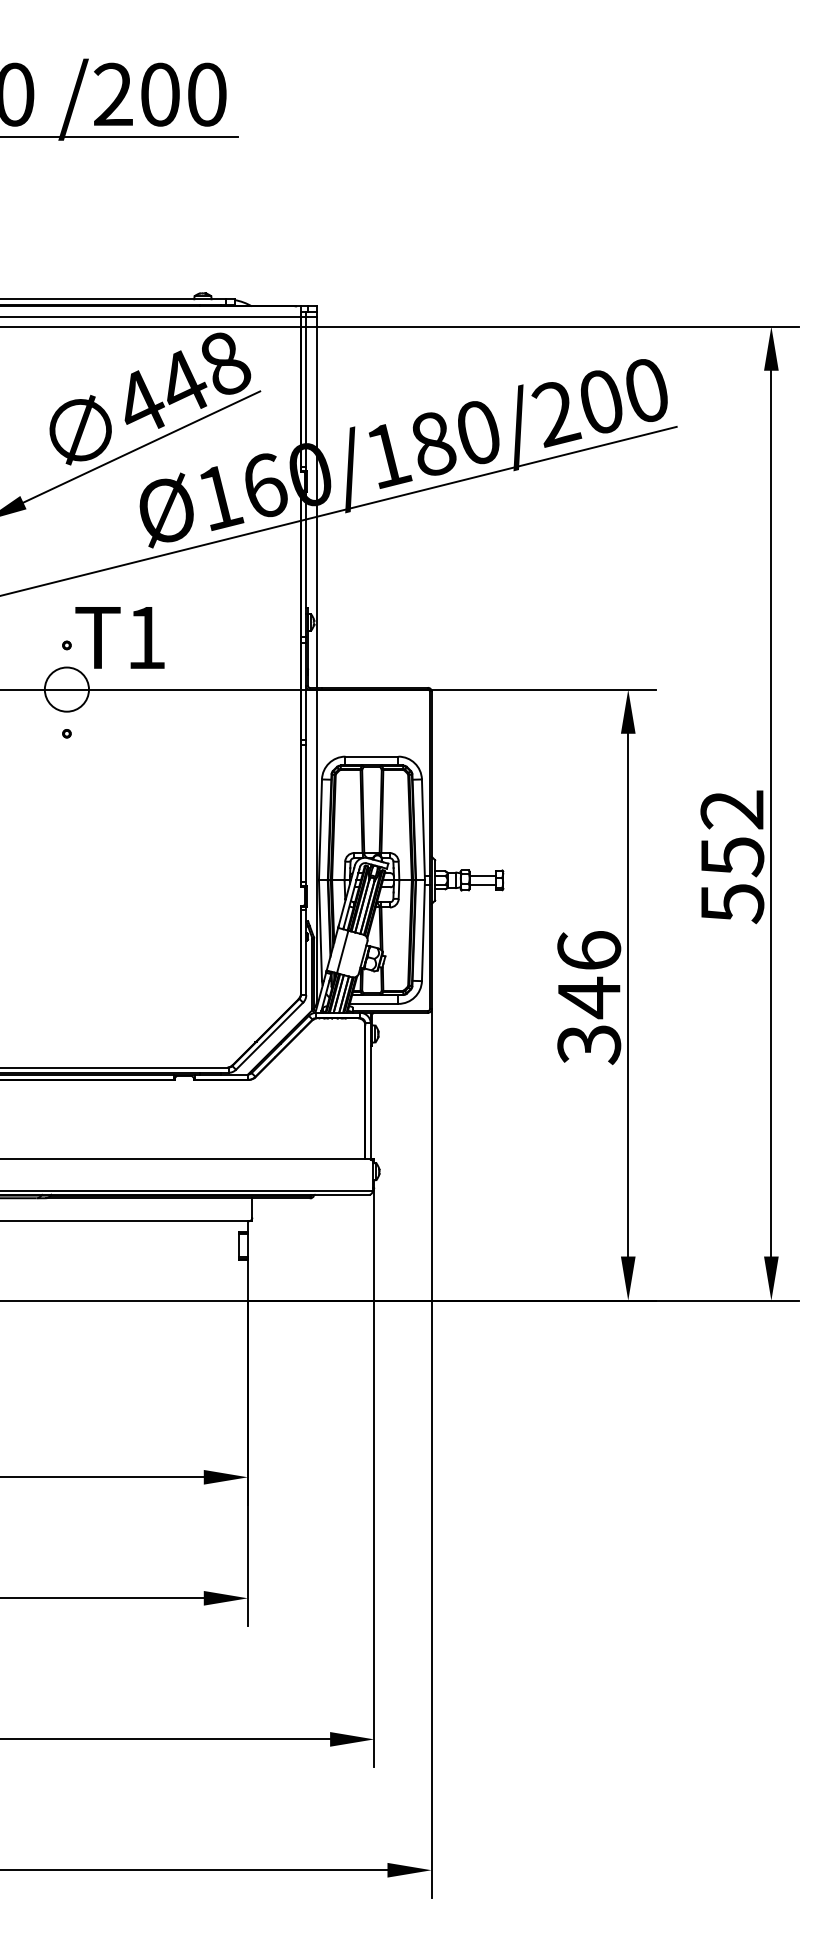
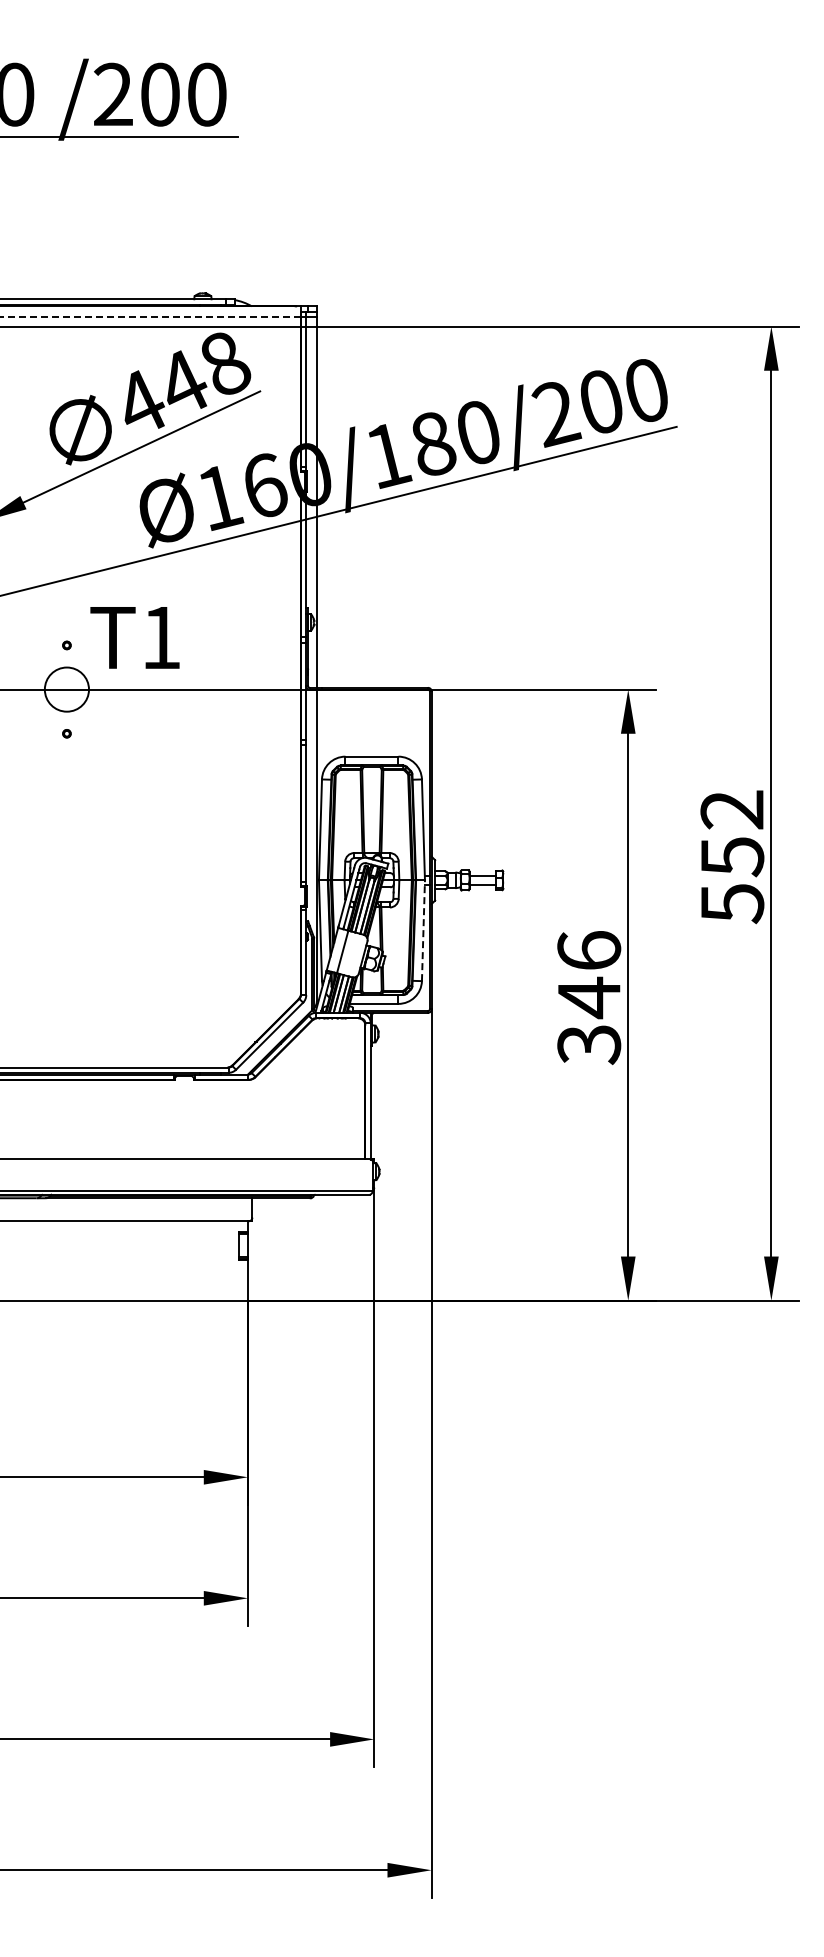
line: solid -> dashed (150, 316)
text position: (119, 637) -> (134, 637) (134, 637)
line: solid -> dashed (423, 930)
